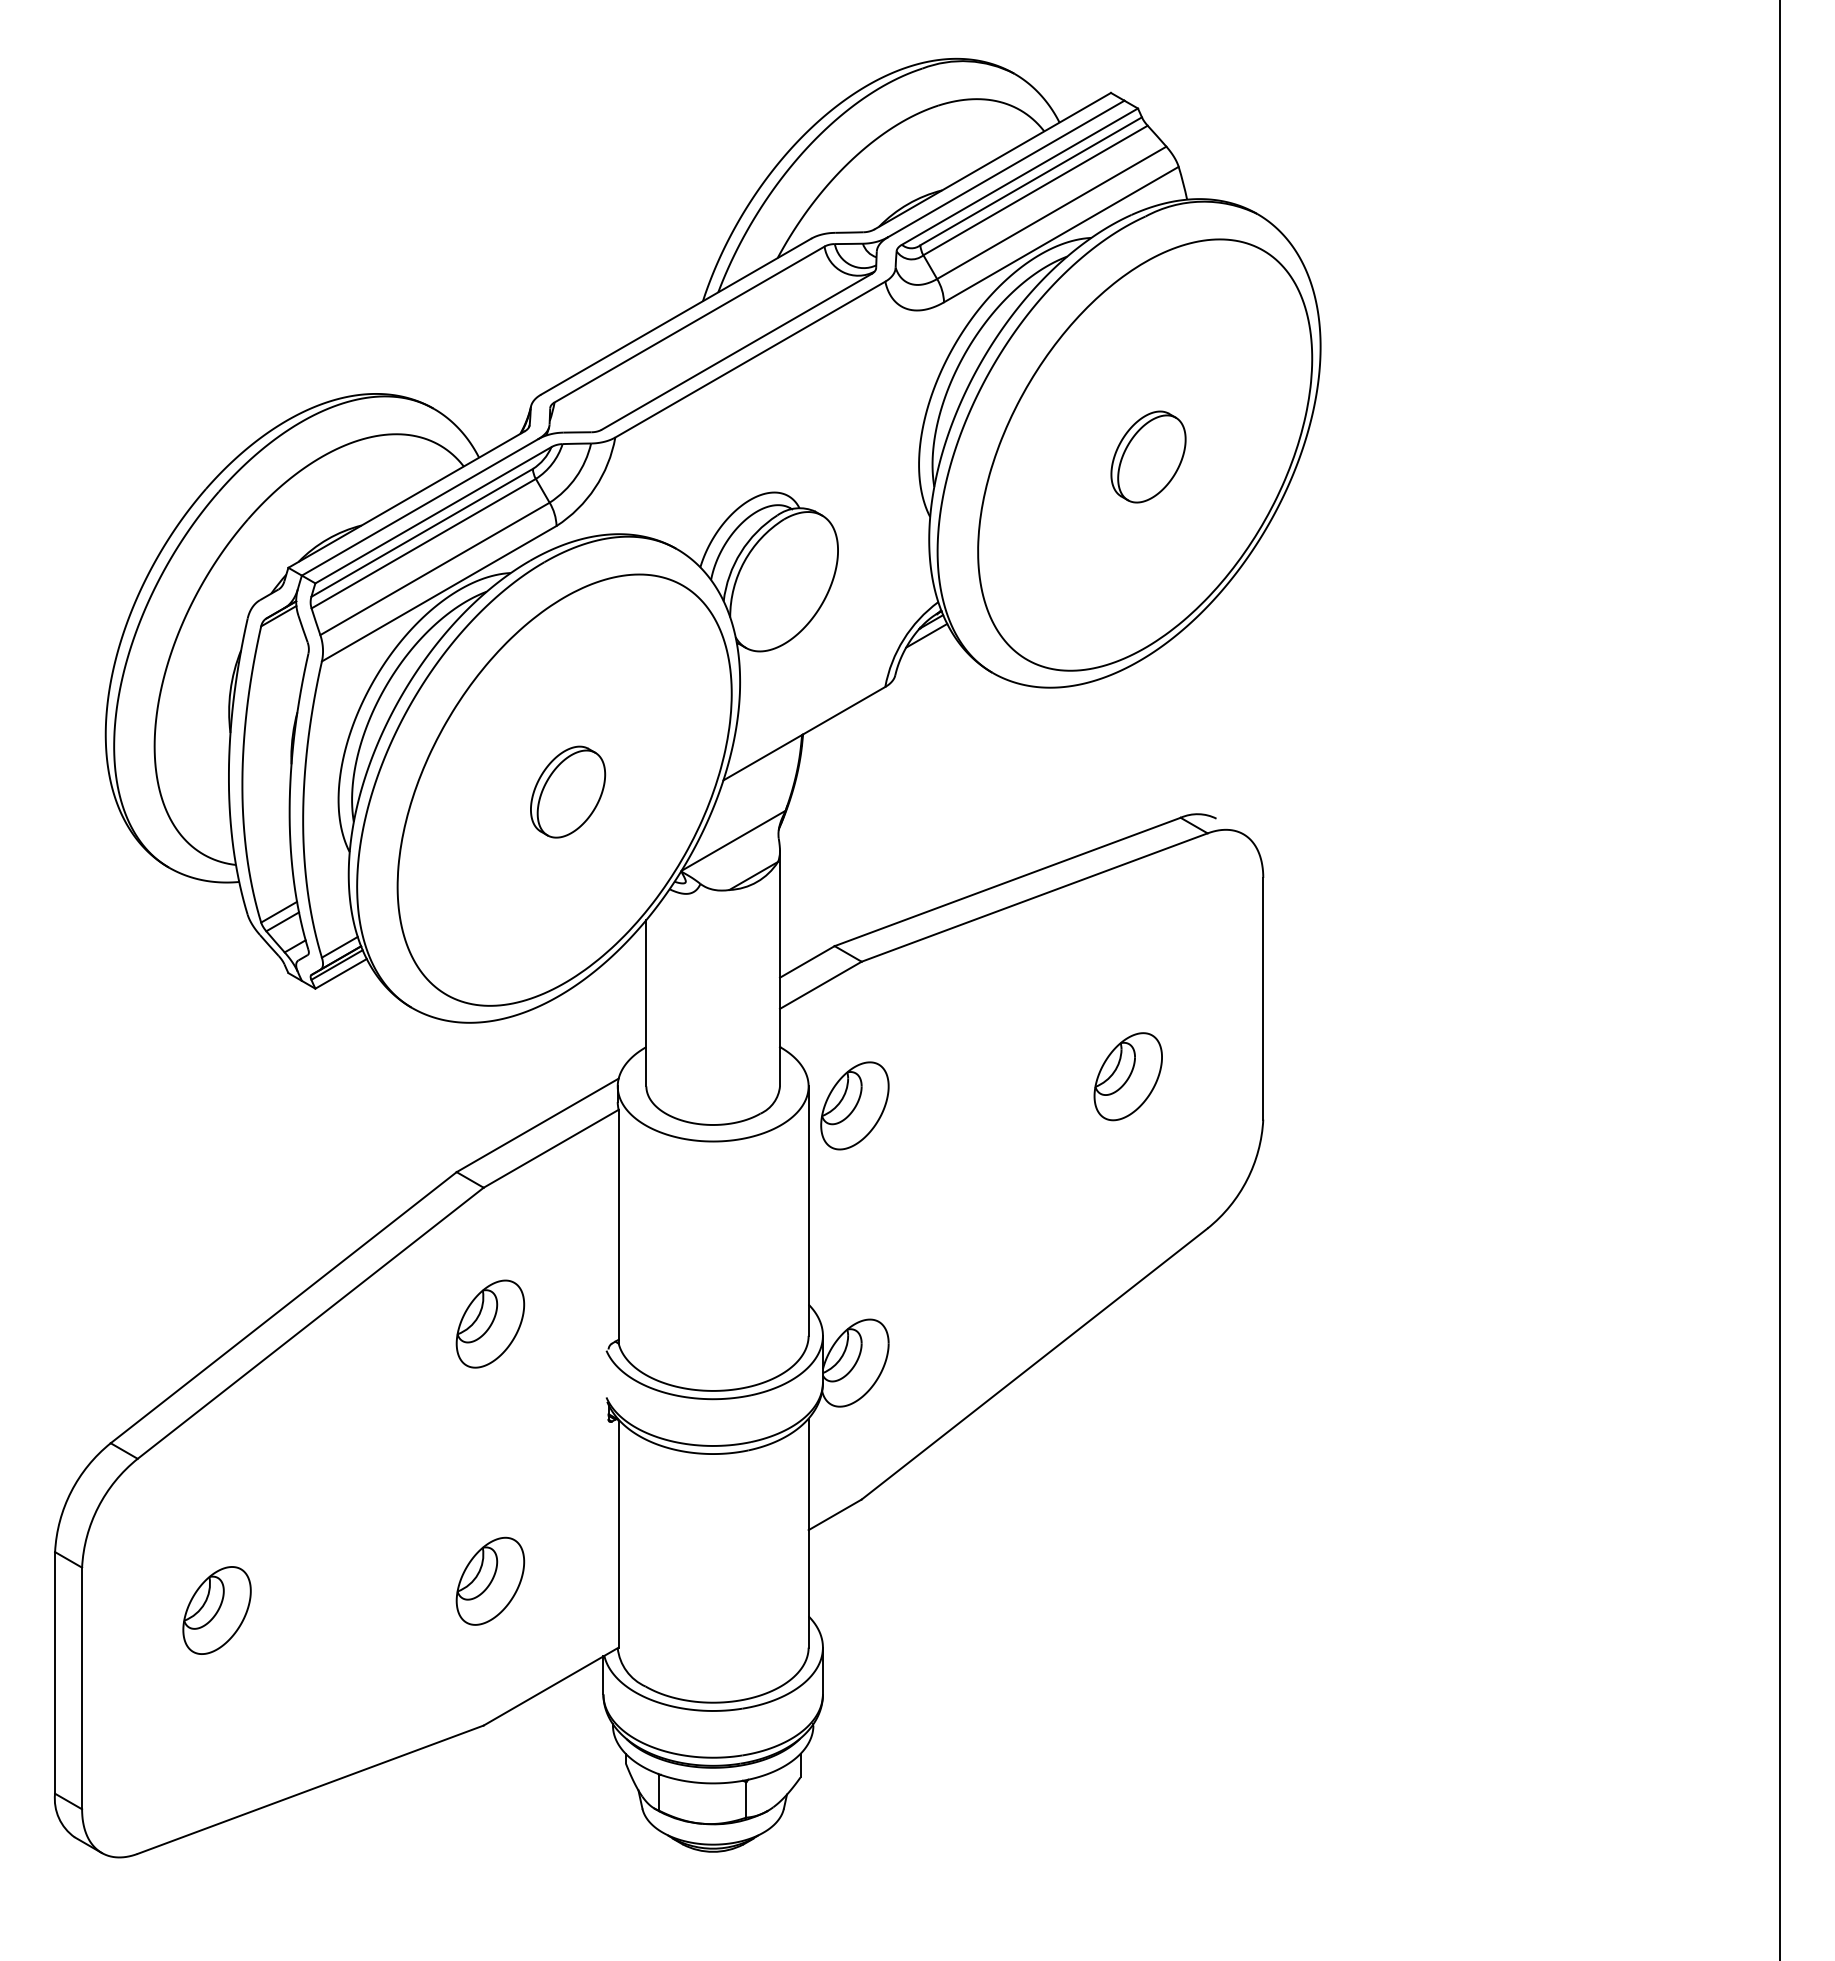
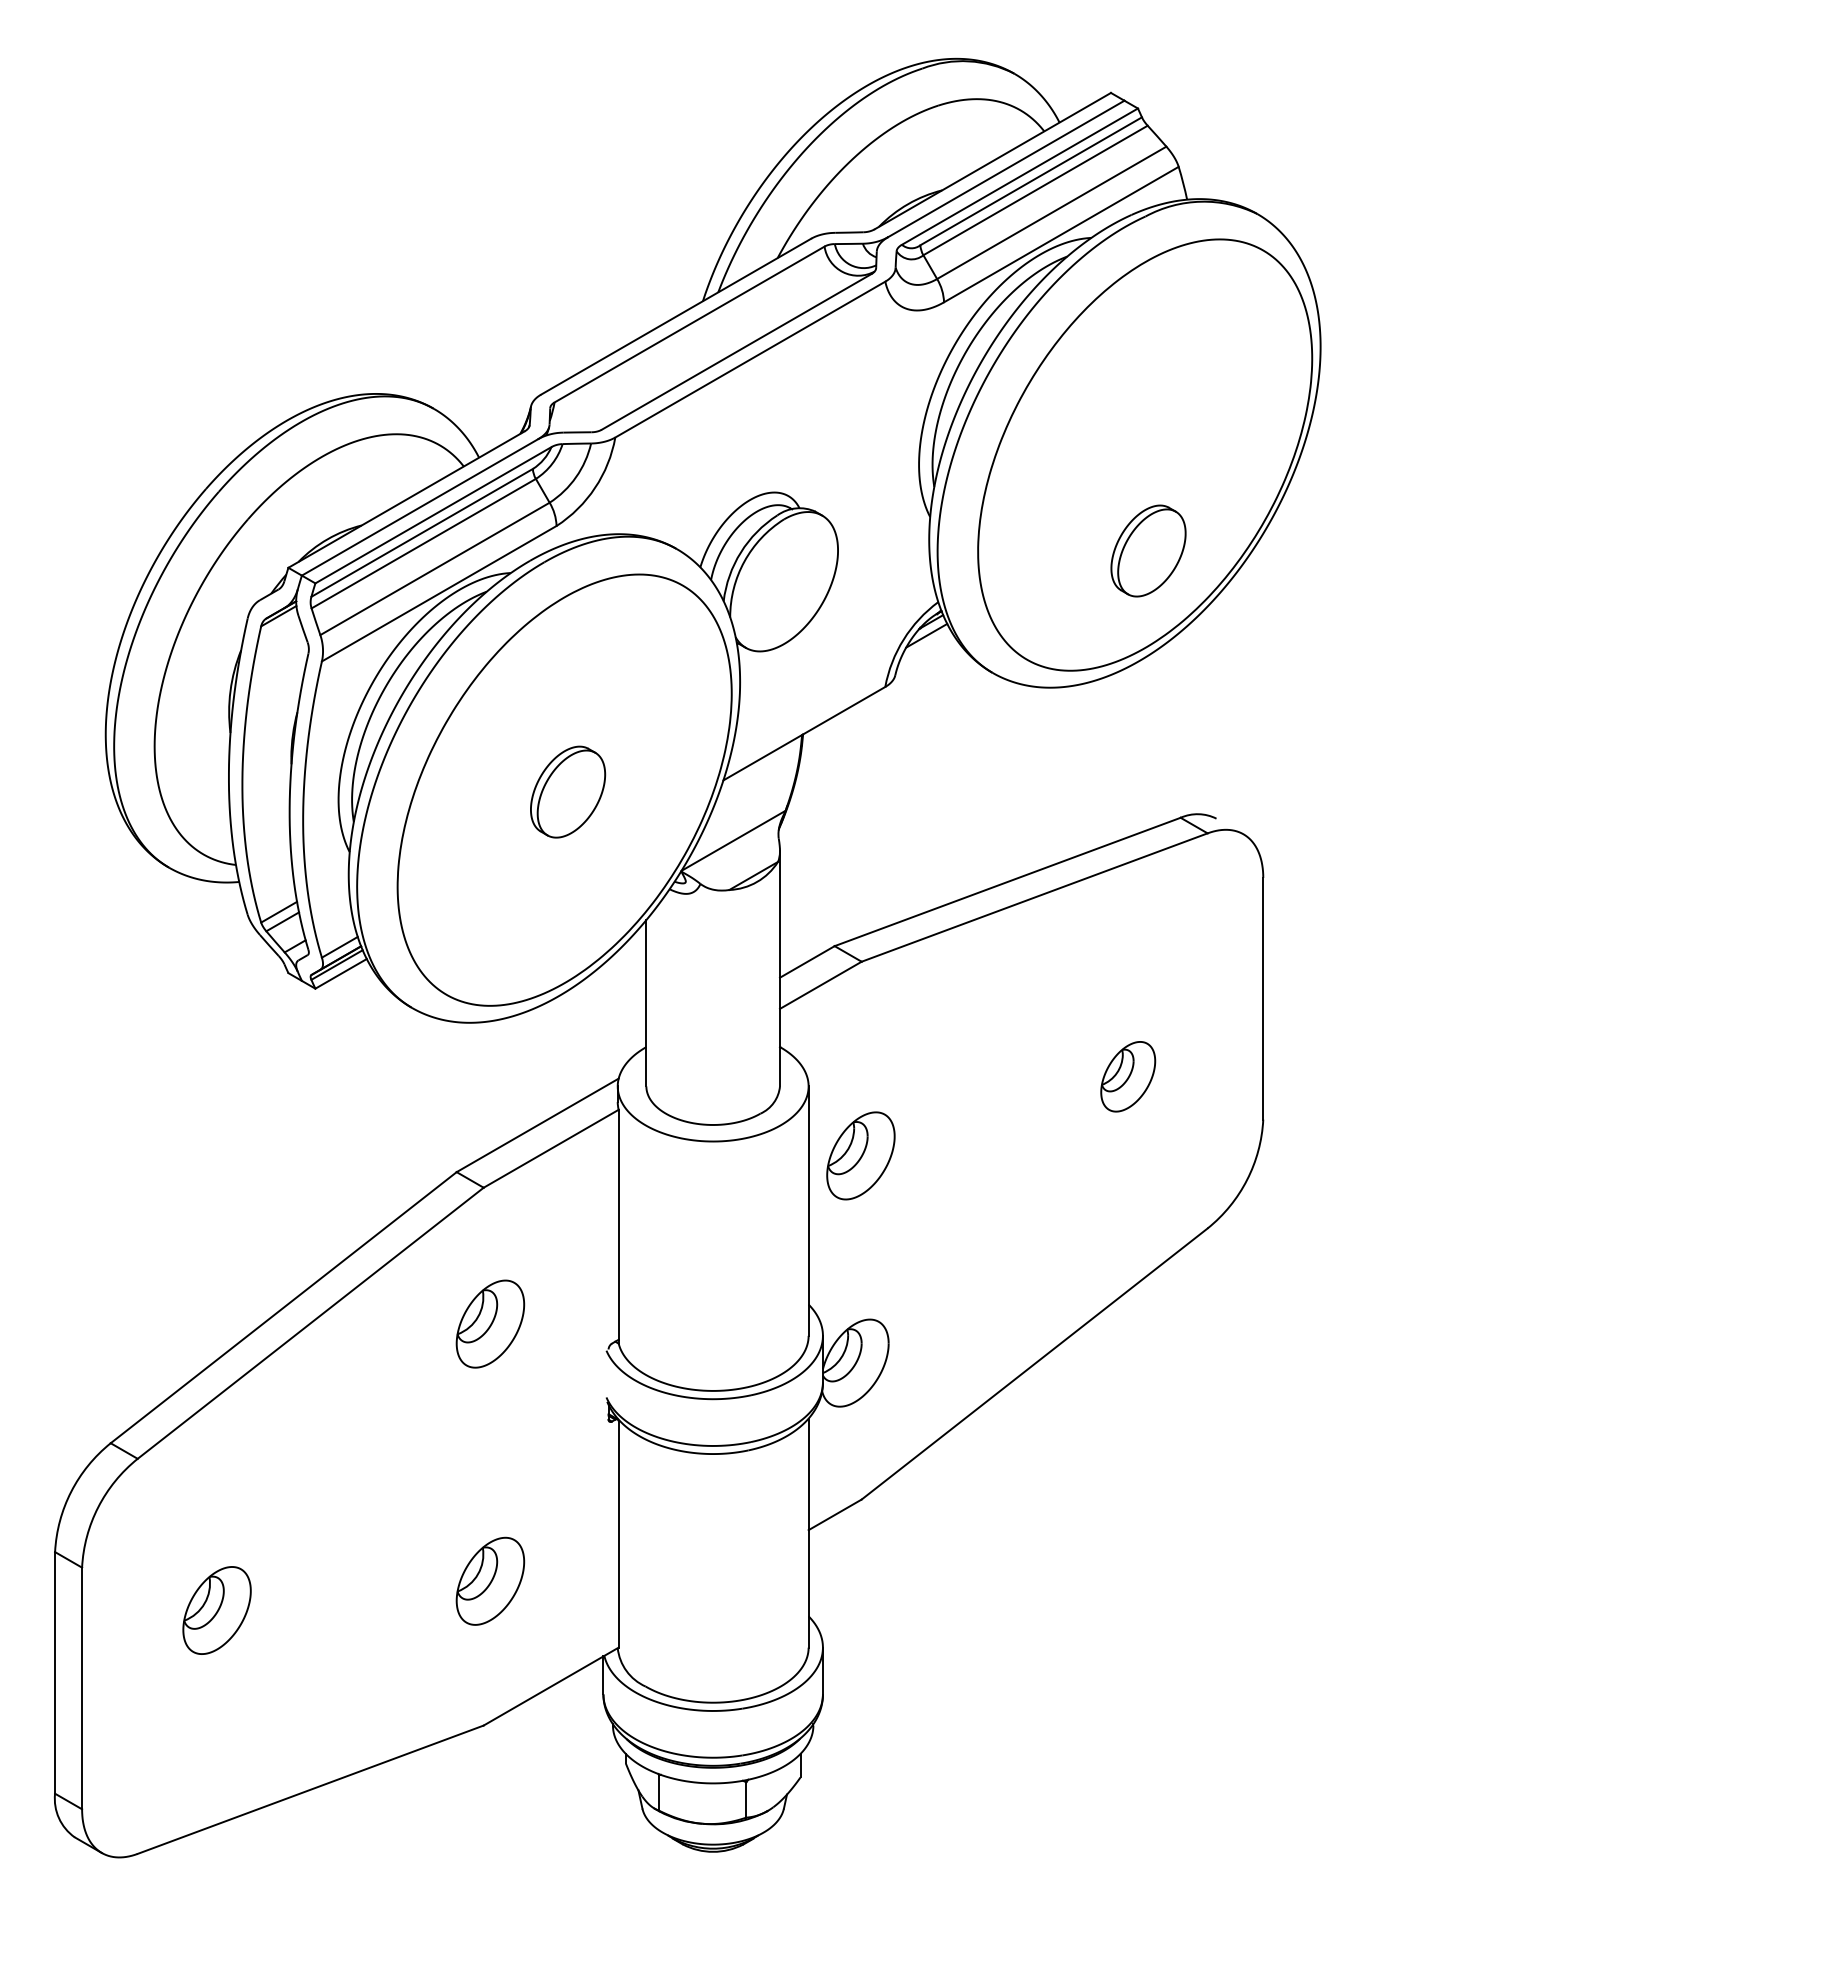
part position: (1148, 456) -> (1148, 550) (1148, 550)
line: present -> none (1780, 979)
part size: 70x90 px -> 57x72 px (1128, 1076)
part position: (854, 1105) -> (860, 1155) (860, 1155)
